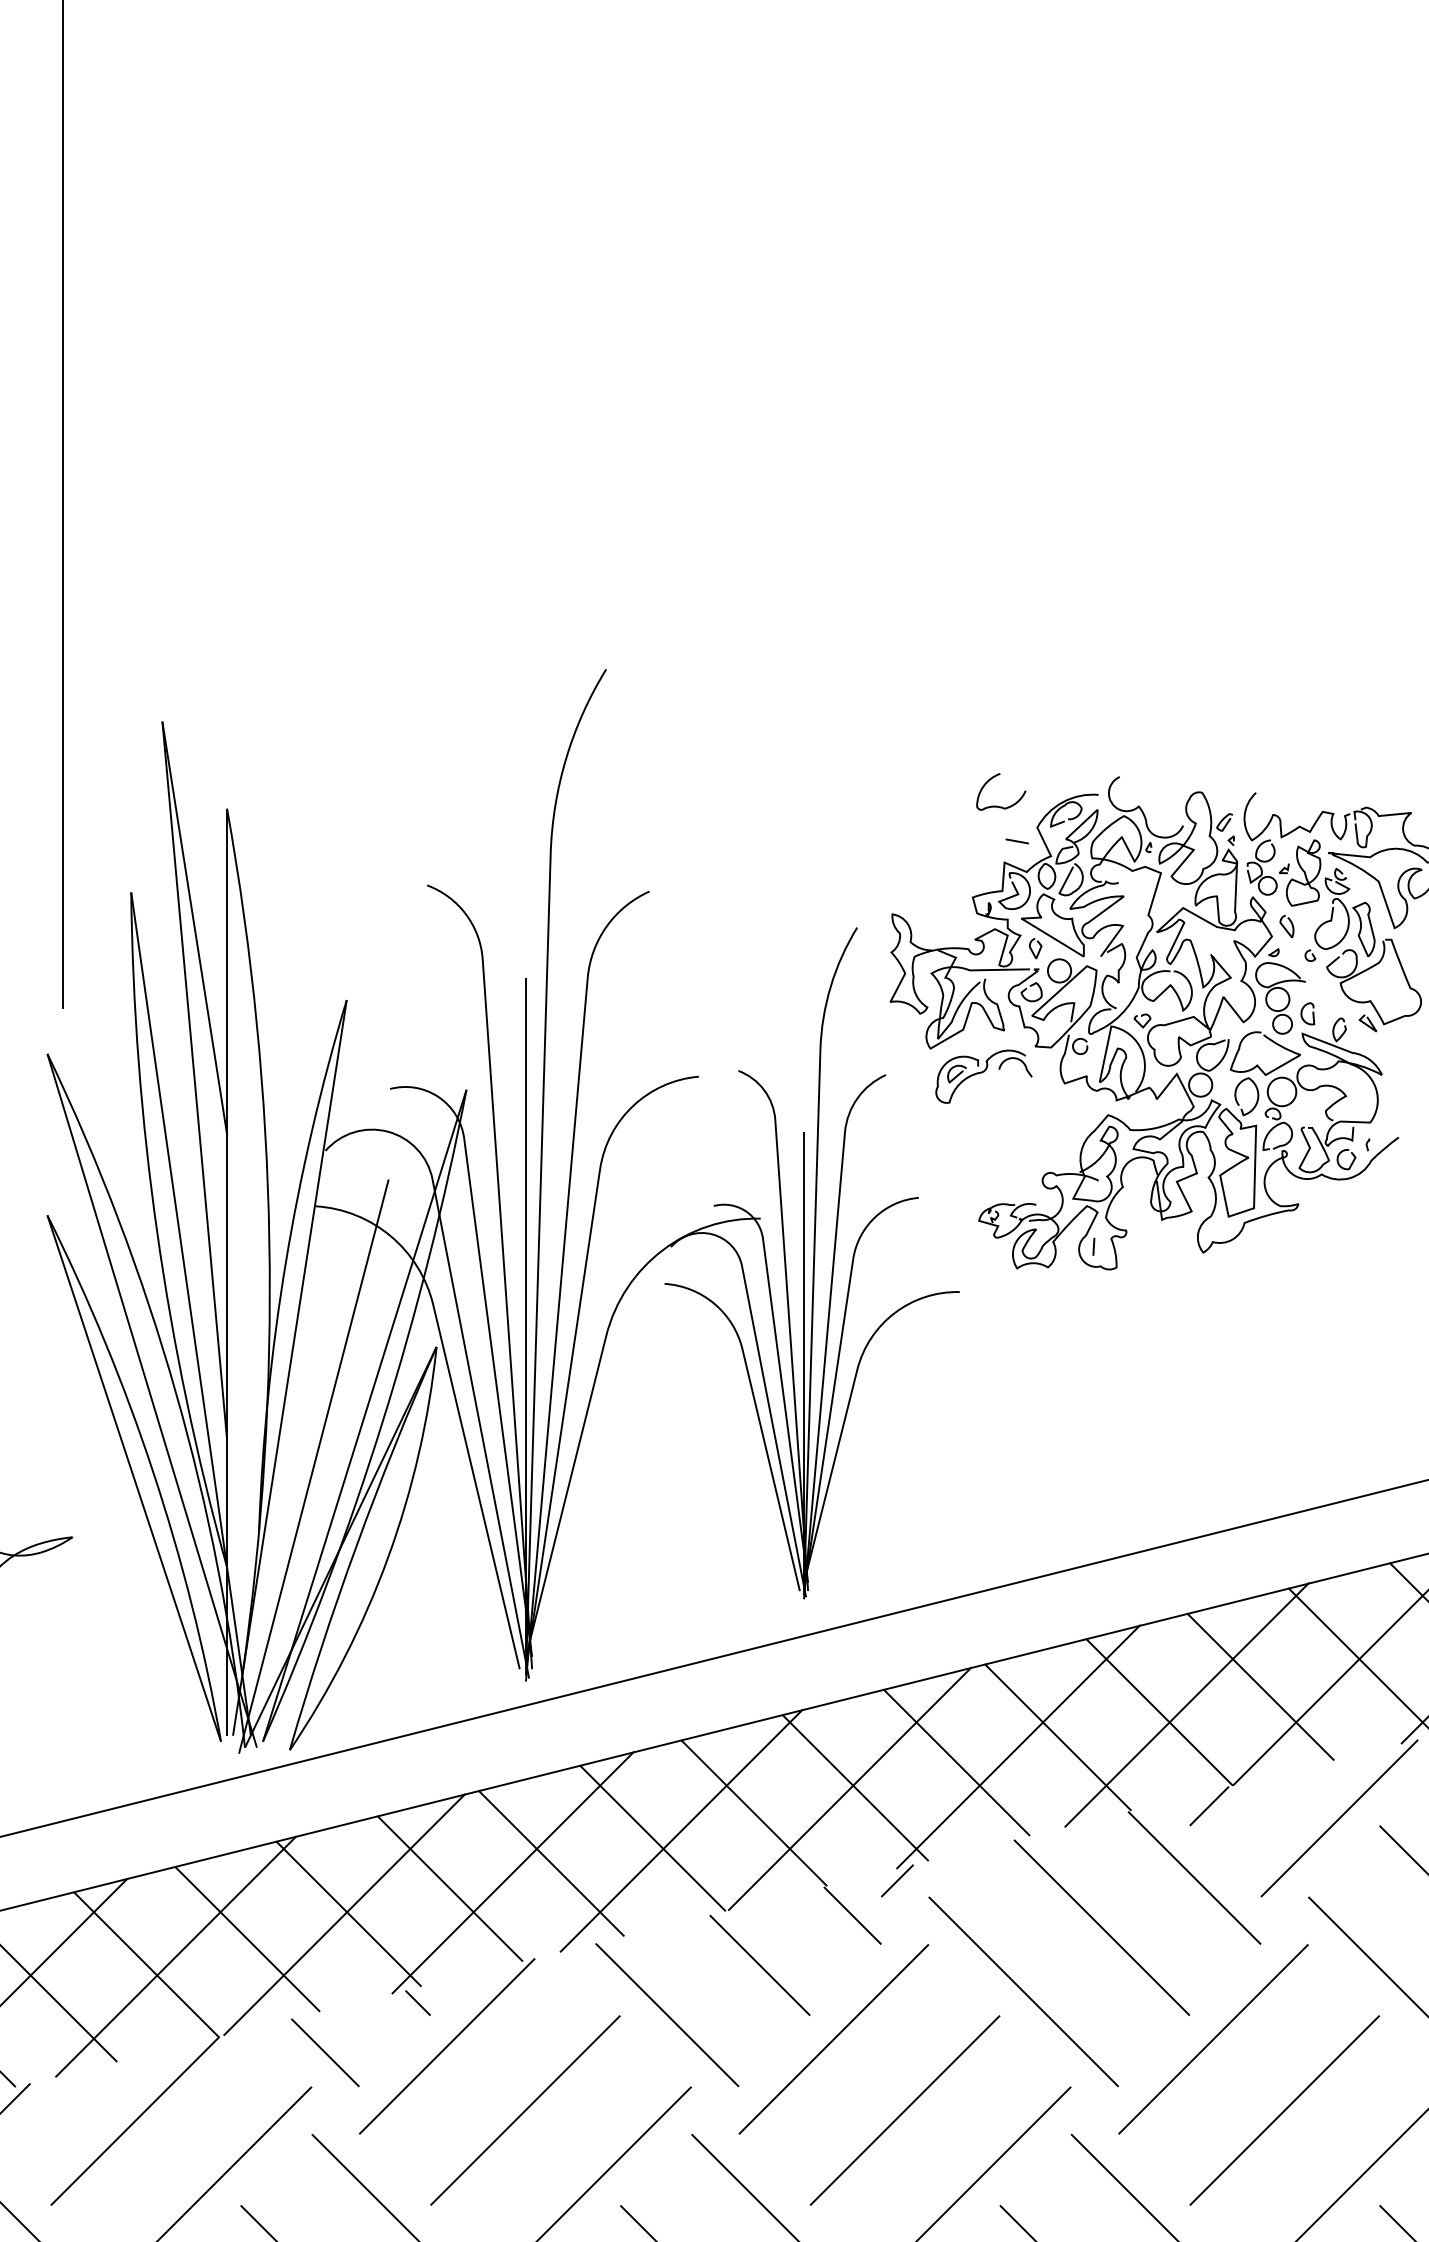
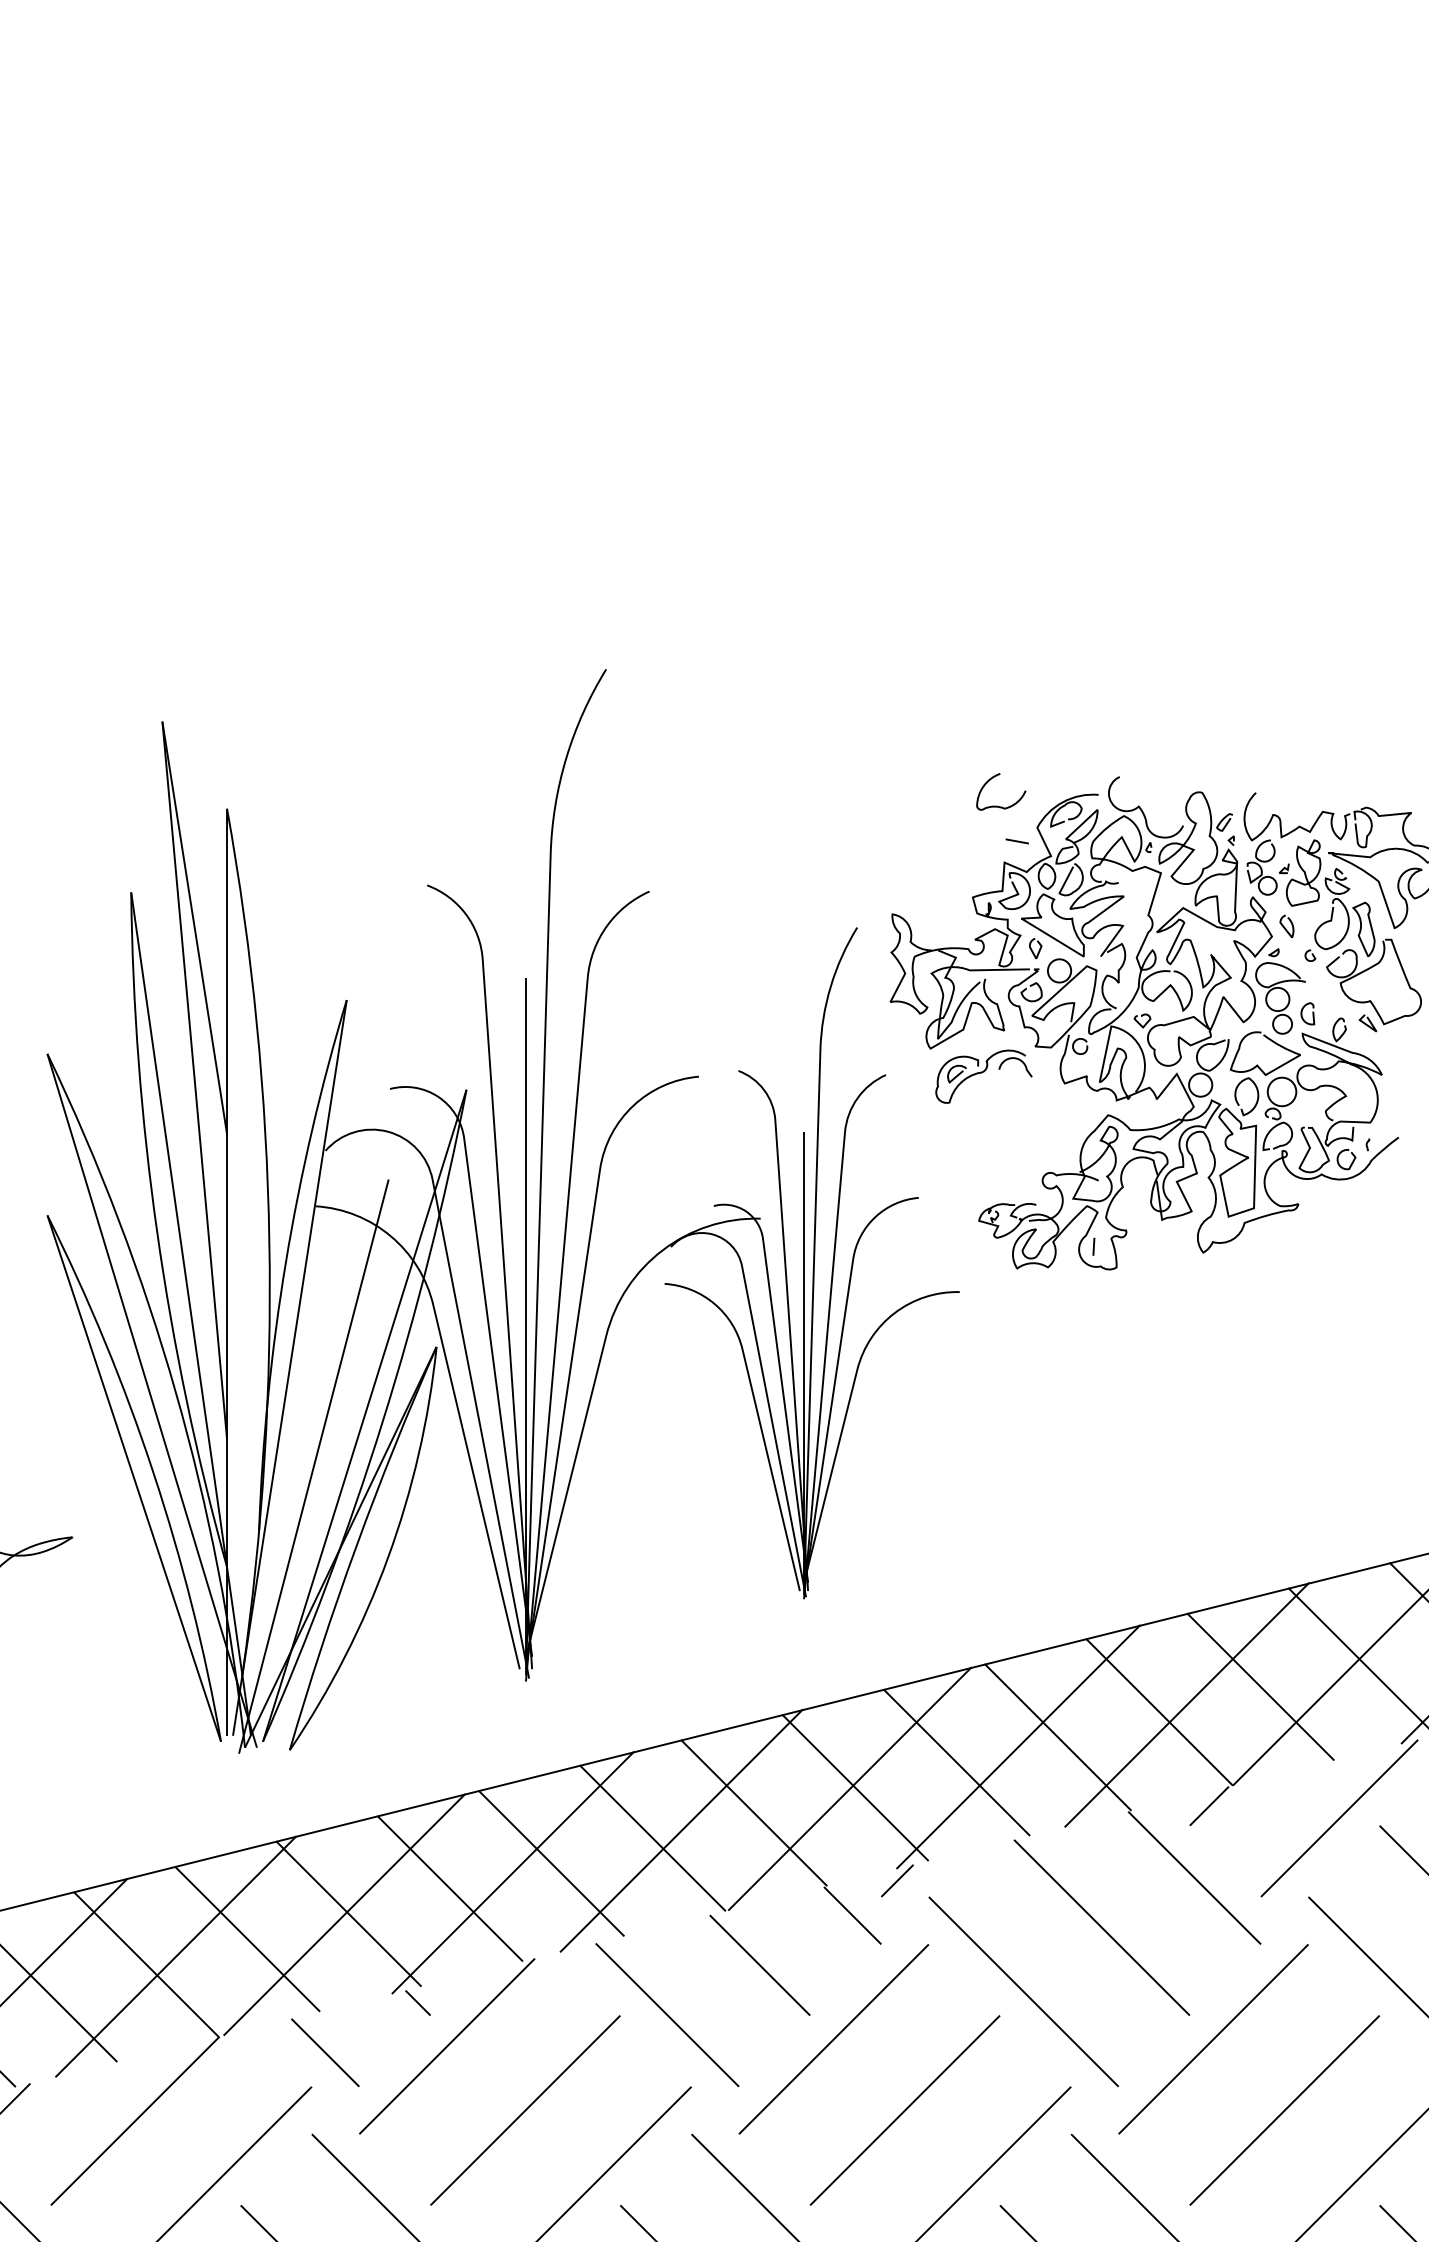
line: present -> none (62, 505)
line: present -> none (713, 1658)
